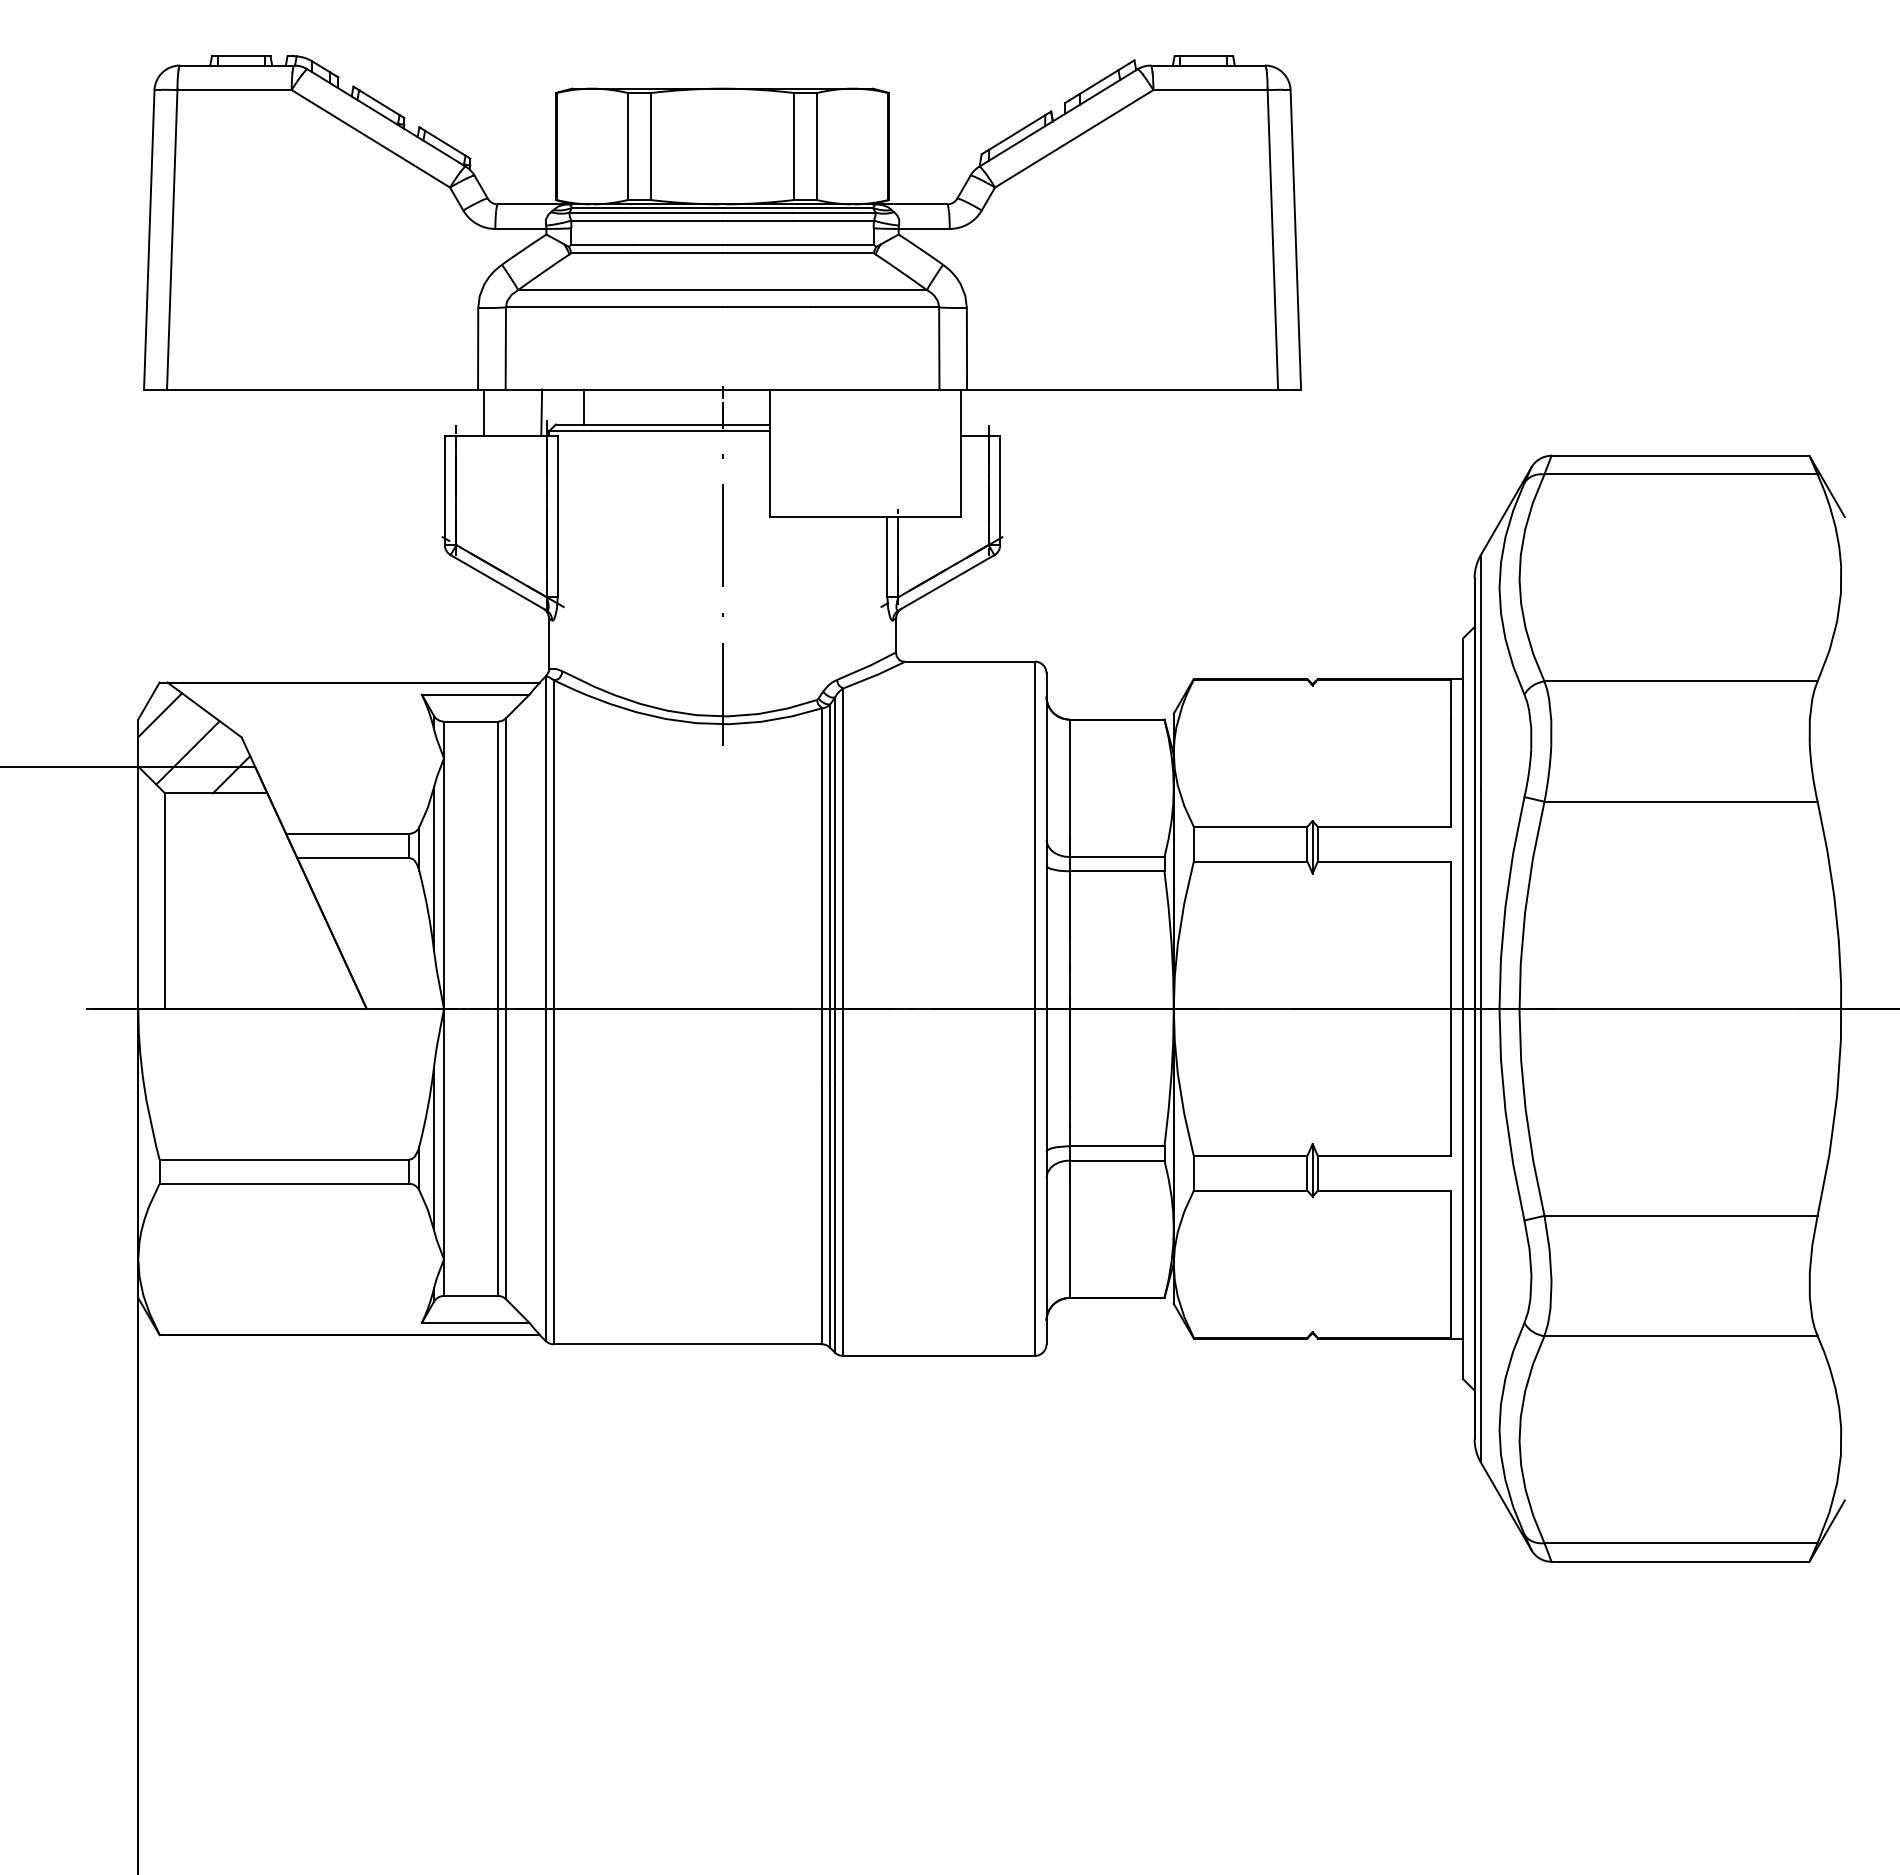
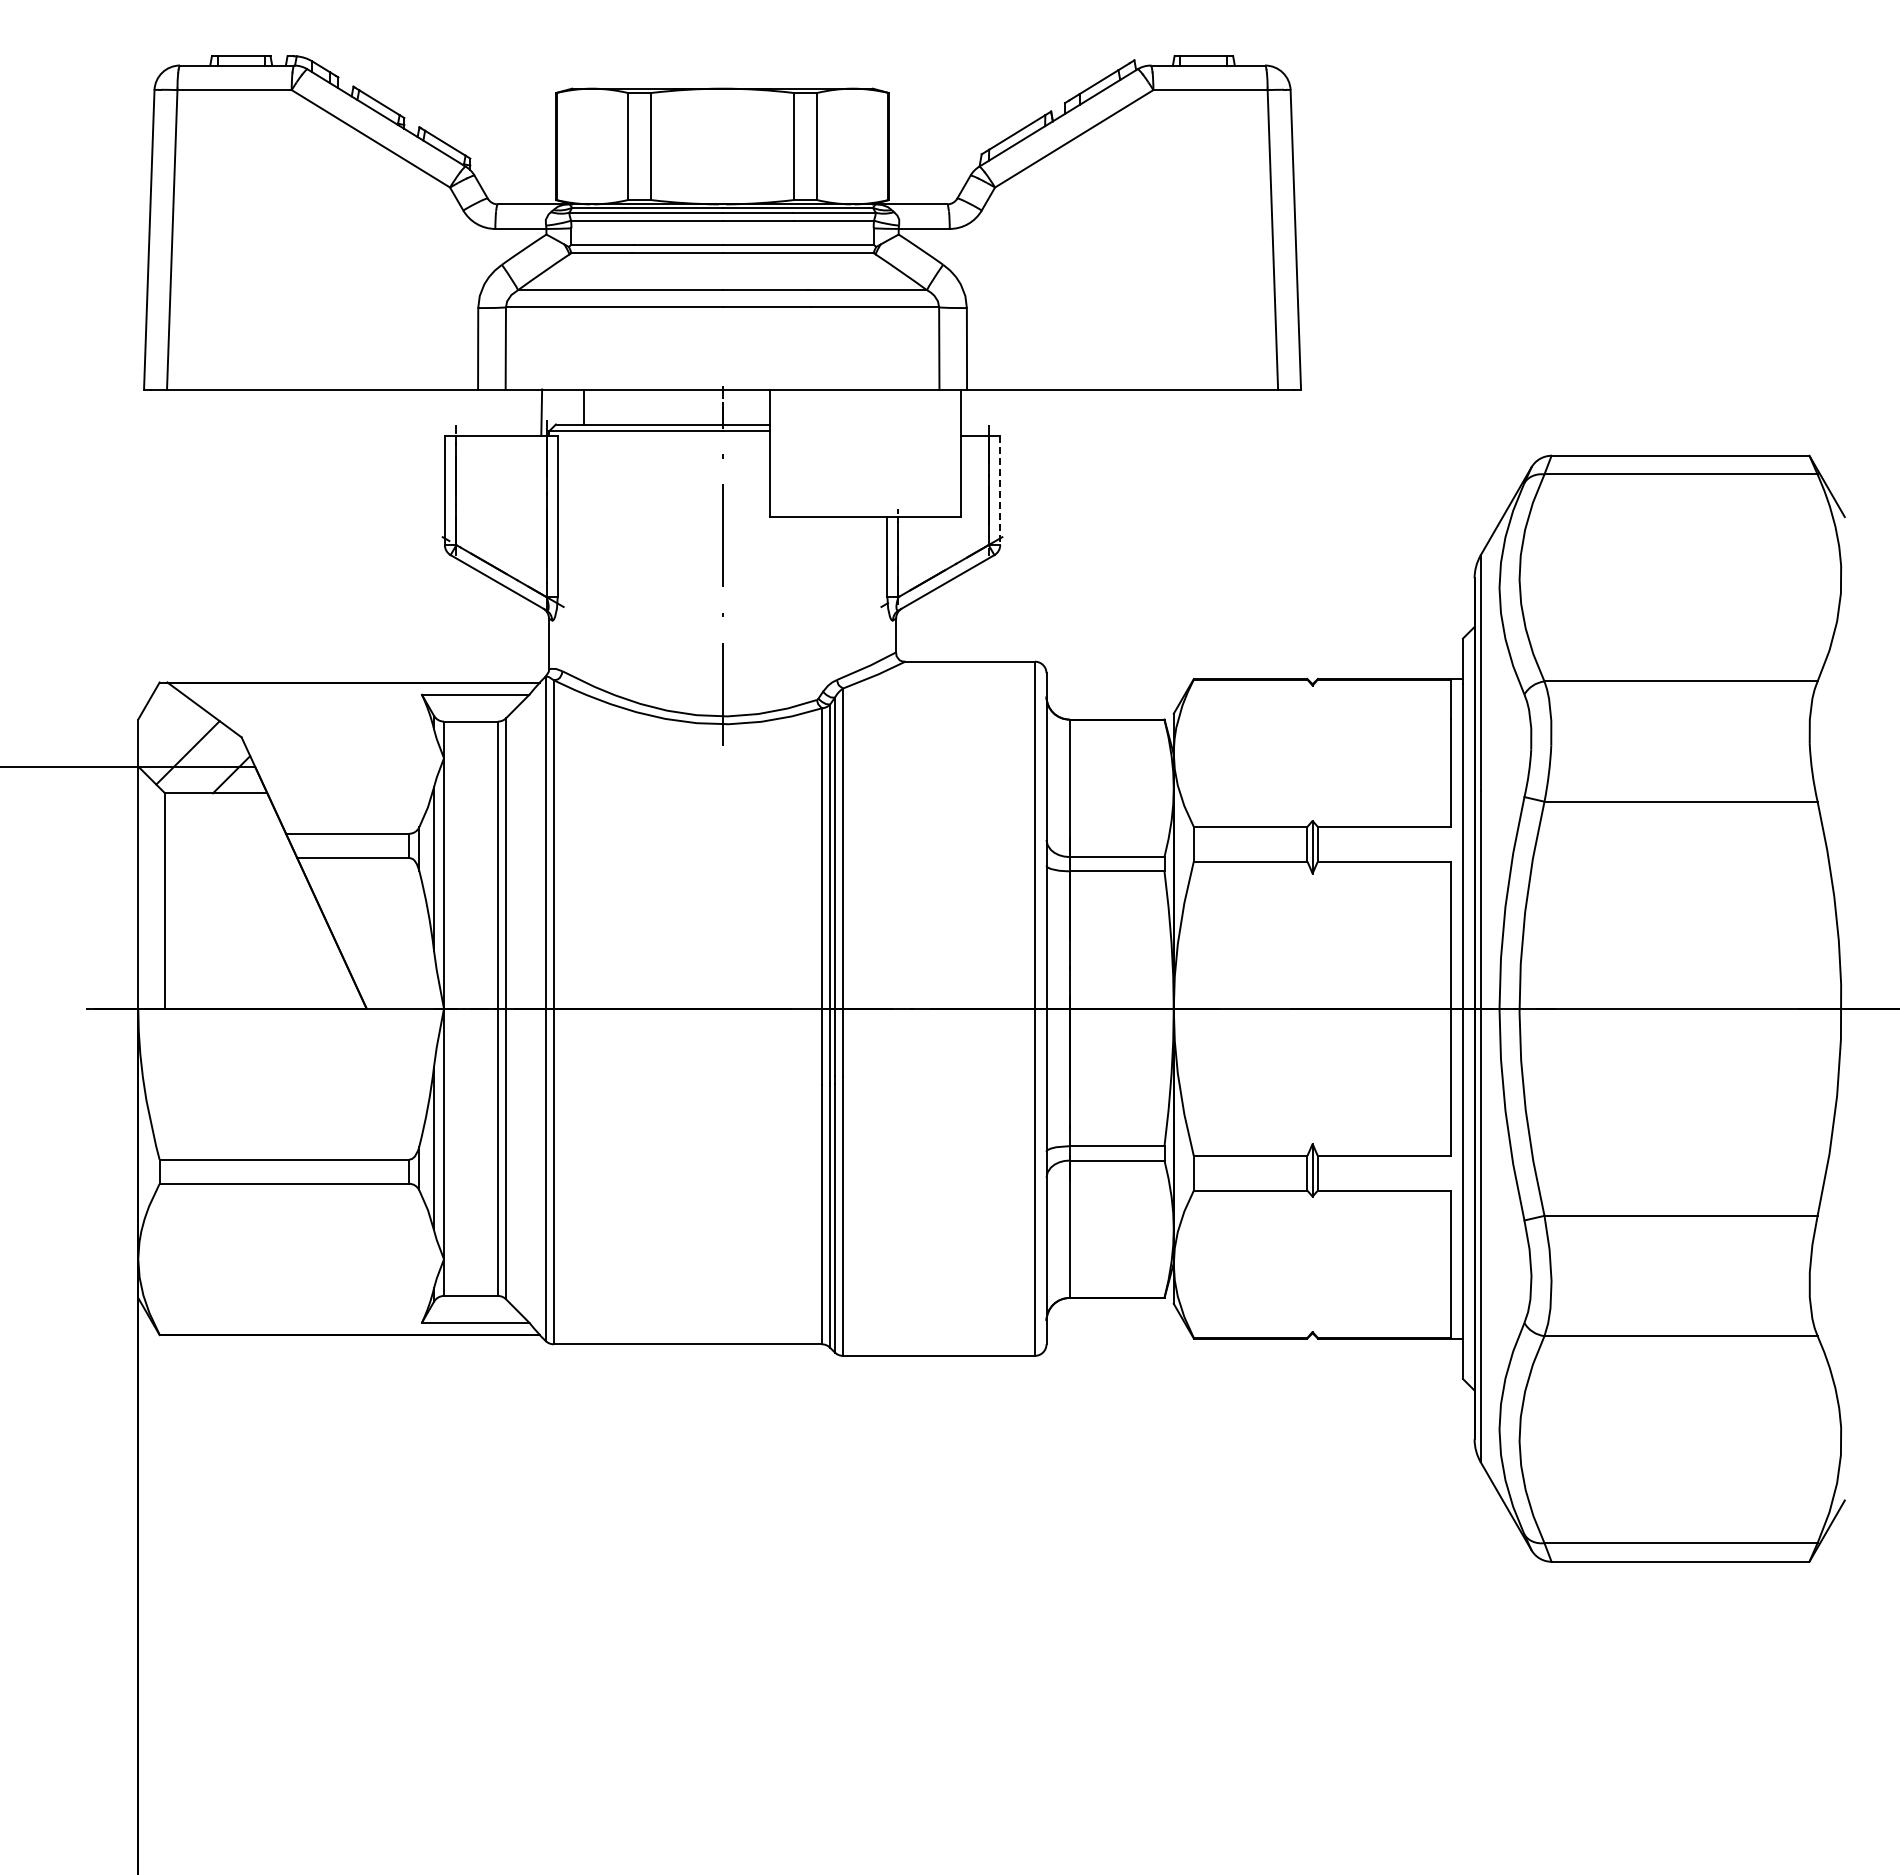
line: present -> none (484, 412)
line: solid -> dashed (1000, 490)
line: present -> none (160, 715)
